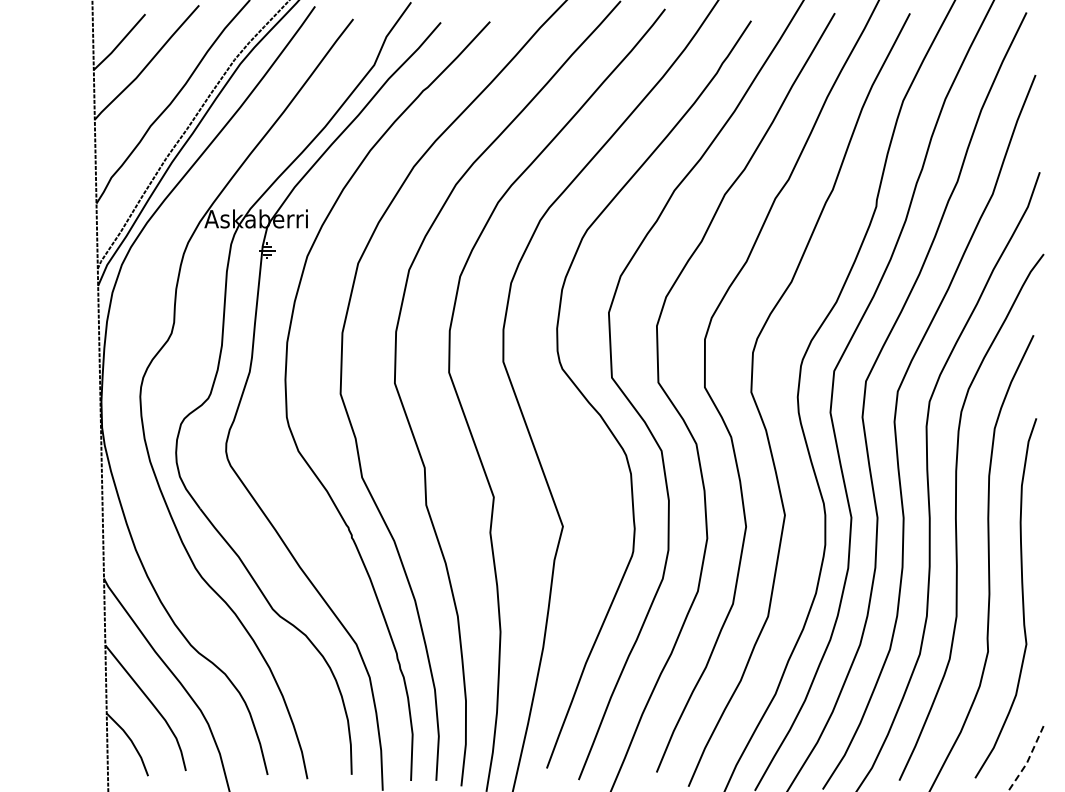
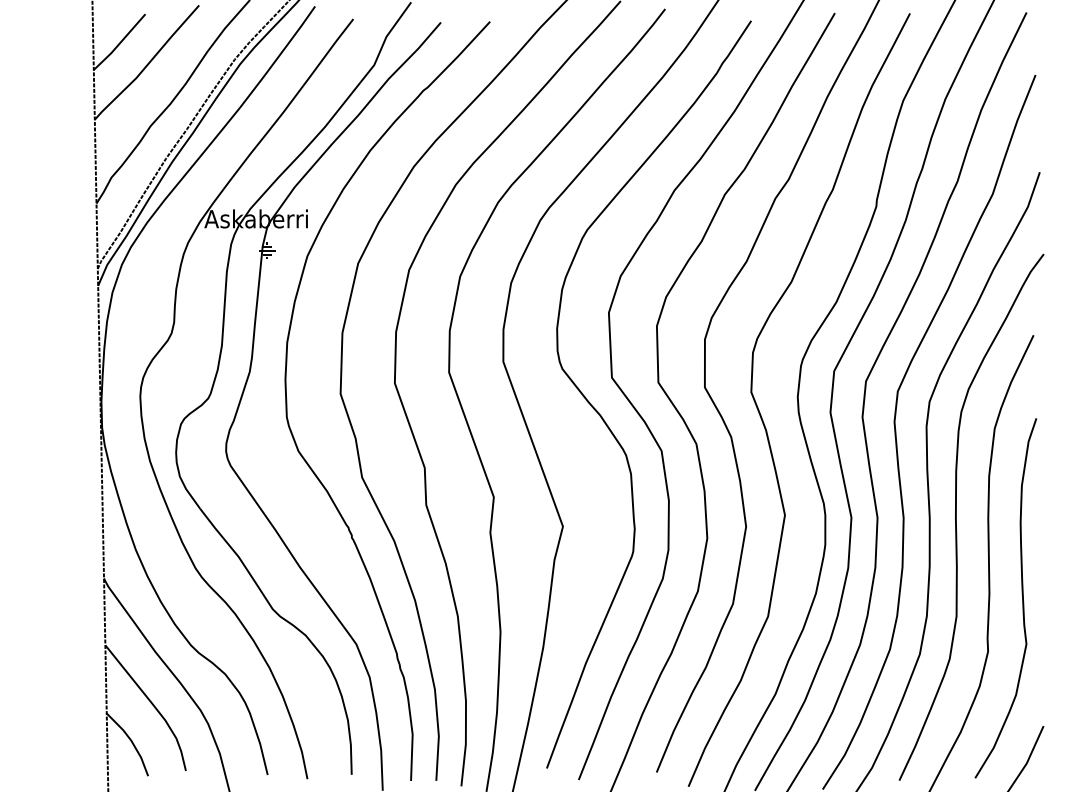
line: dashed -> solid (1027, 760)
